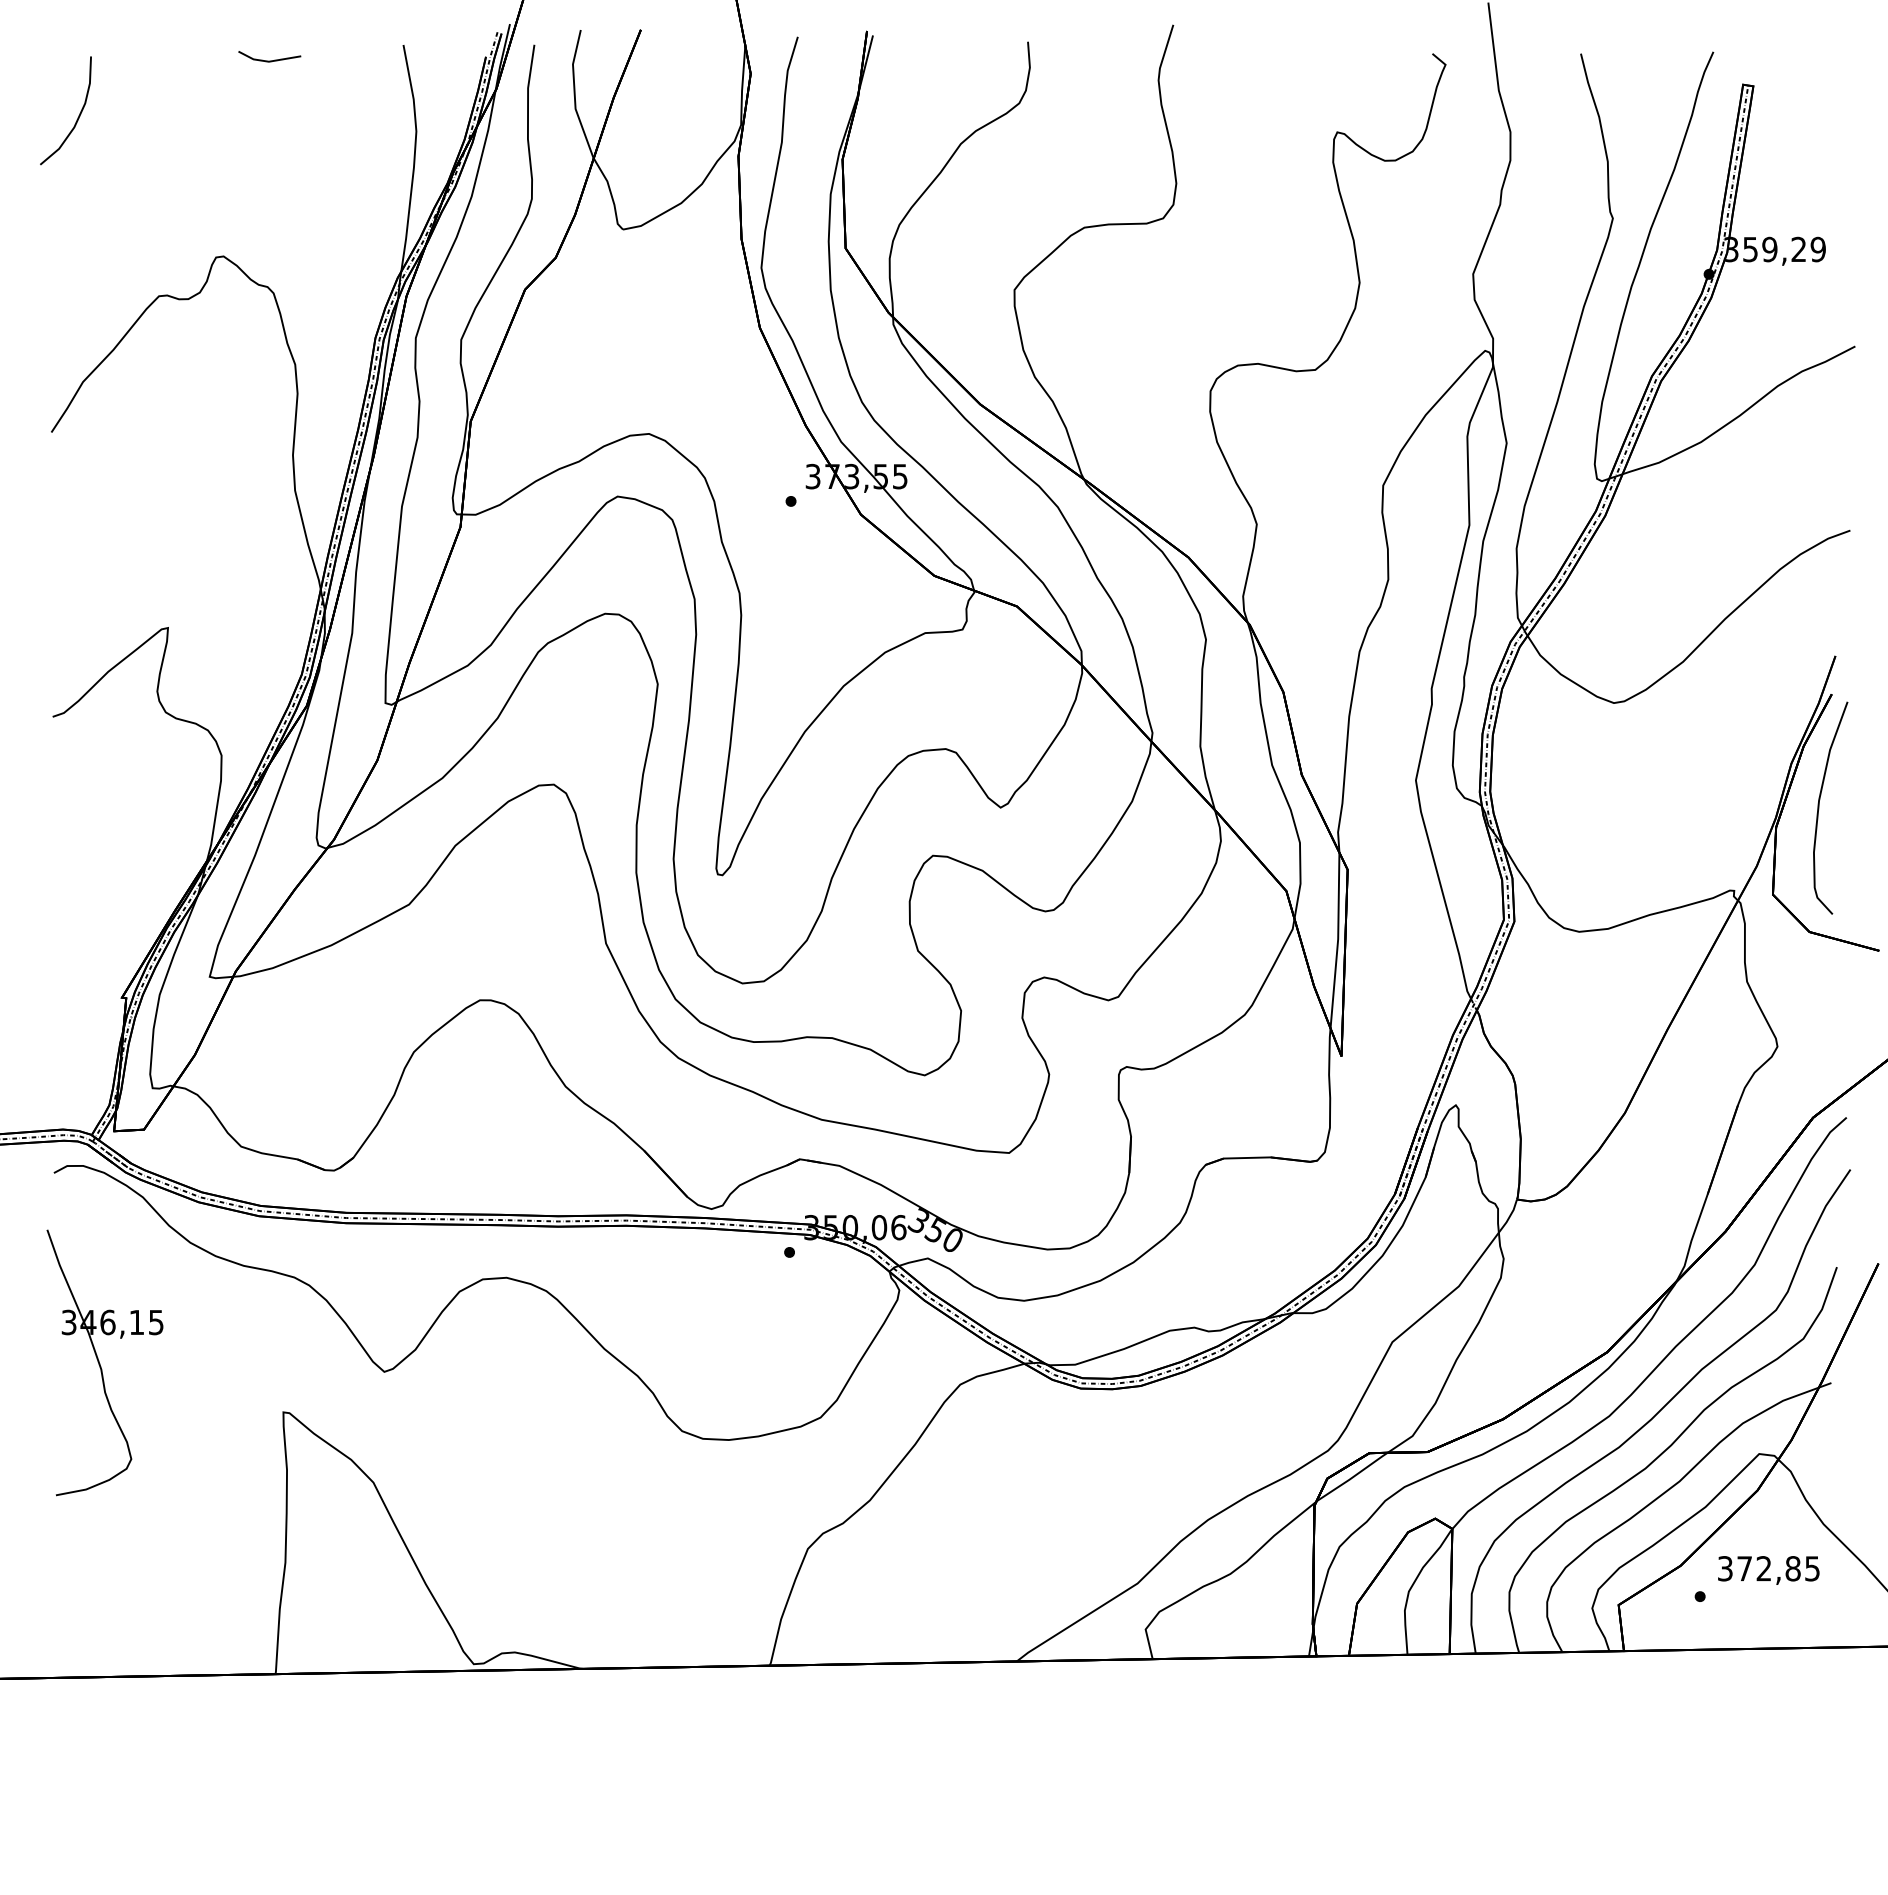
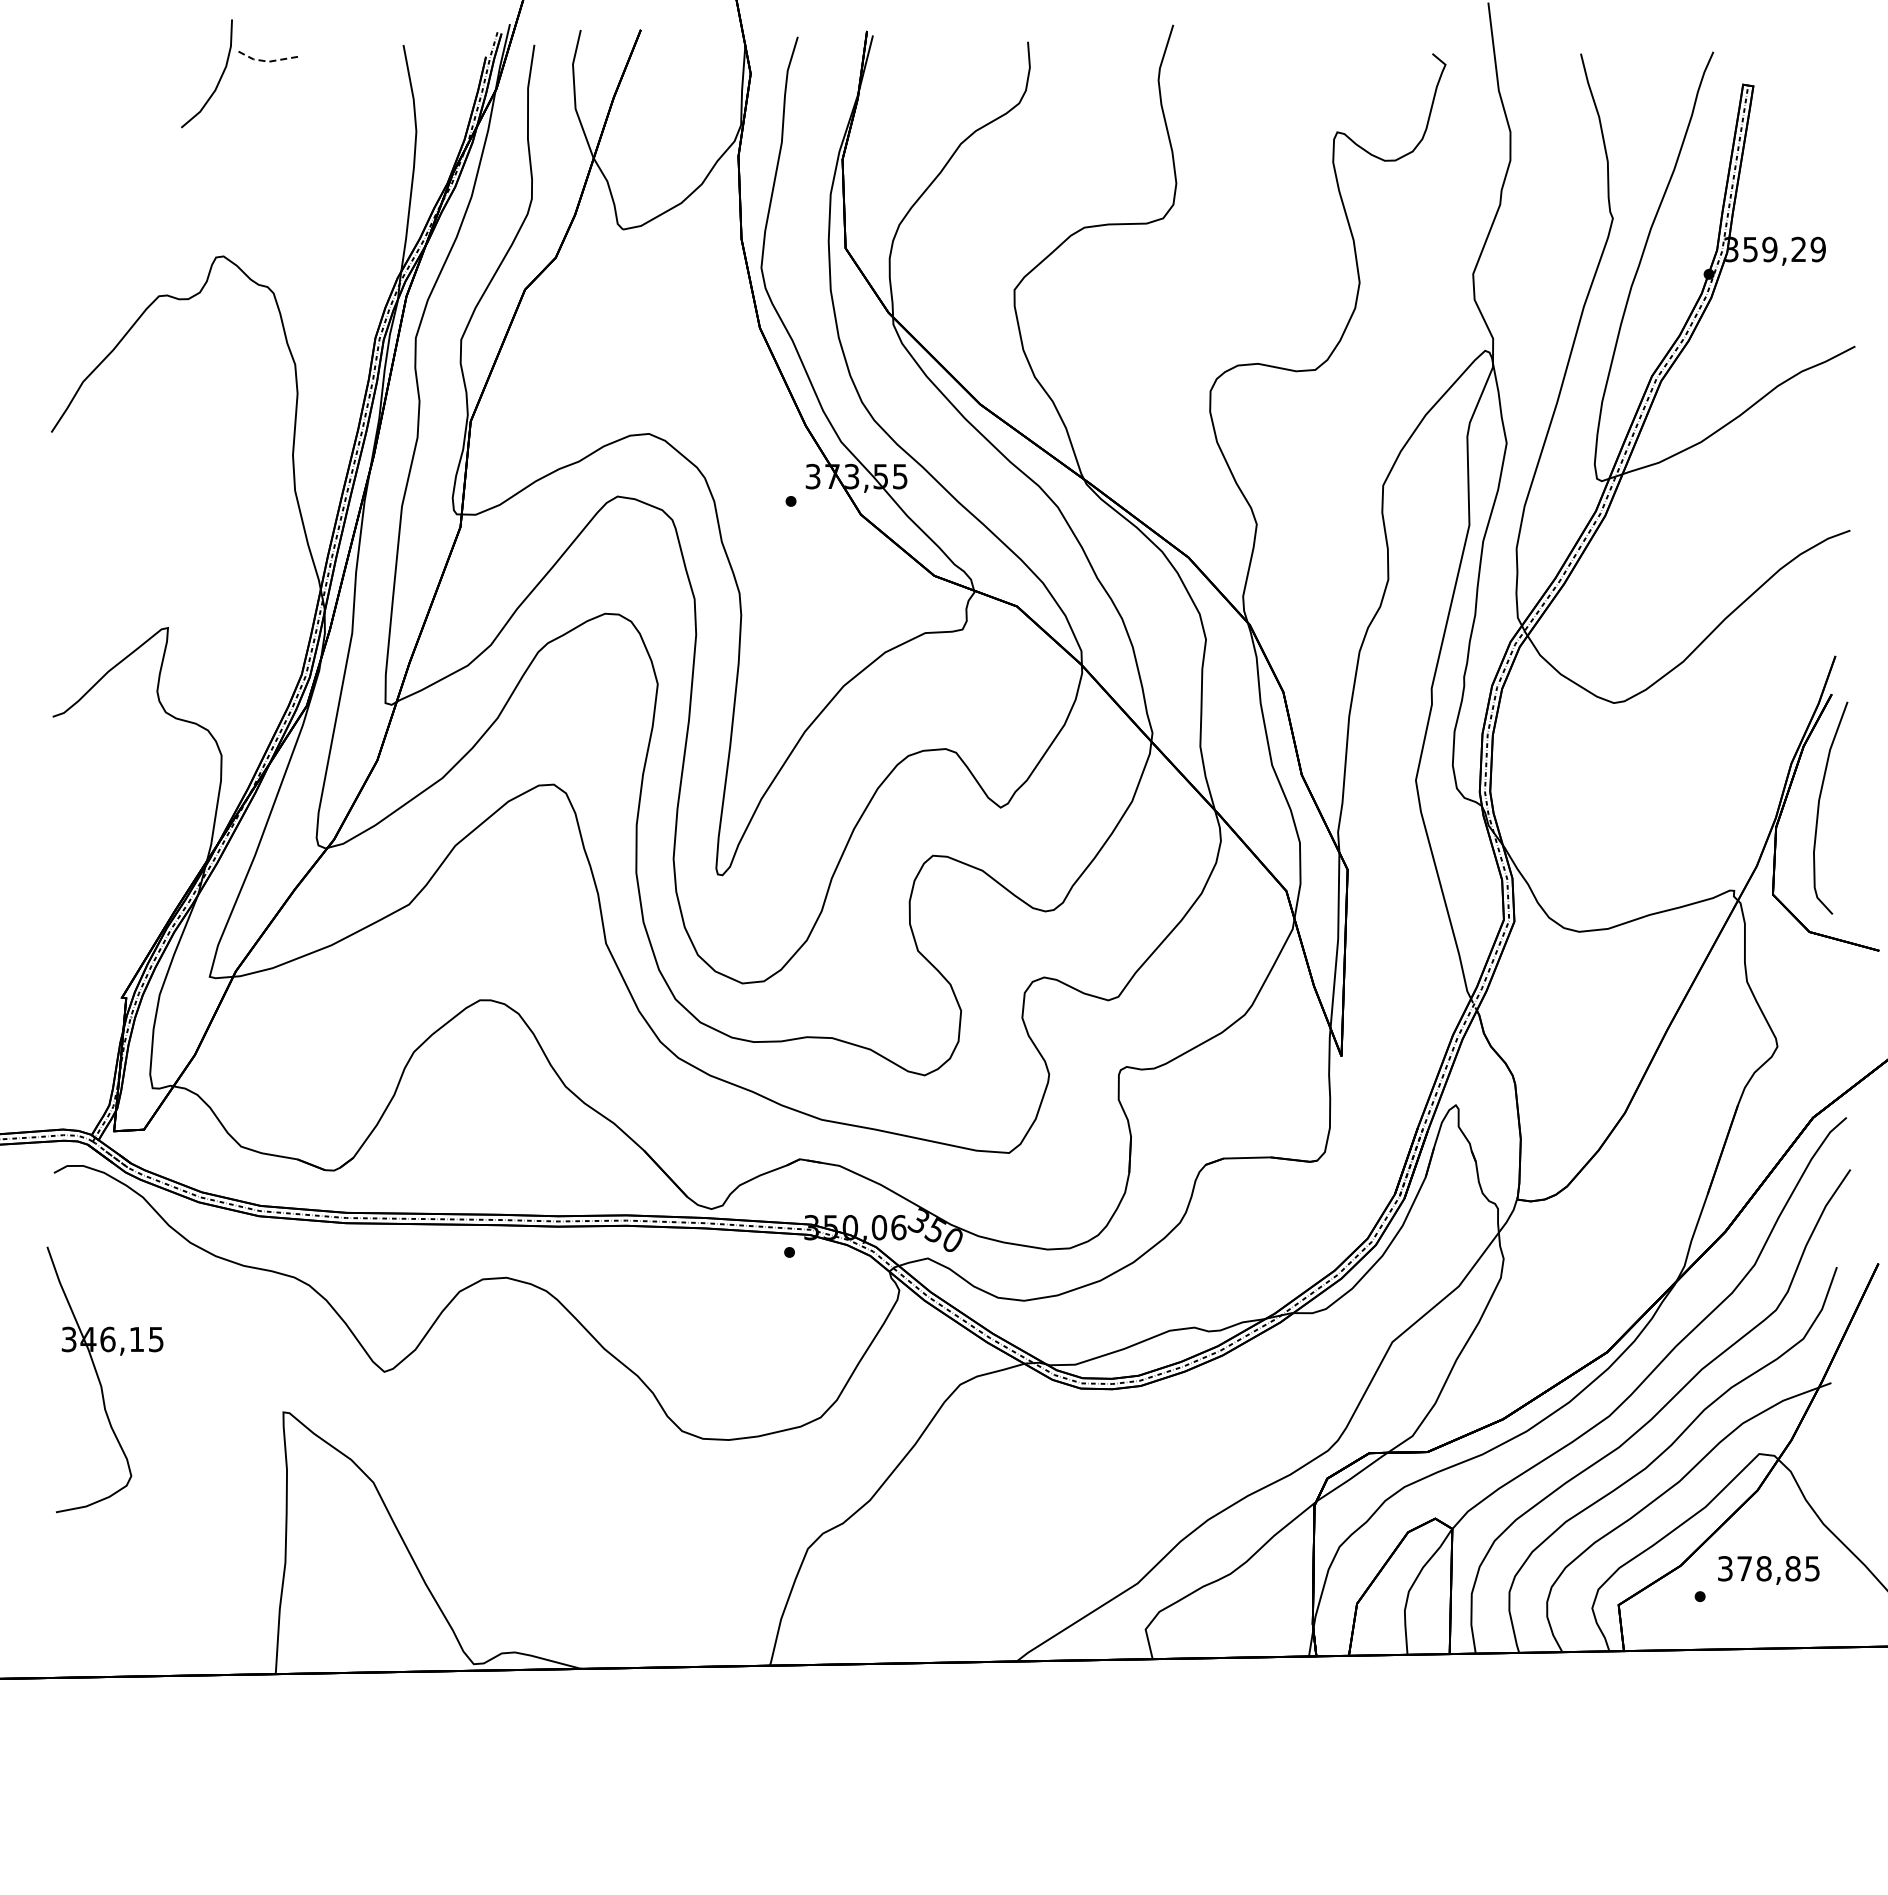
line: solid -> dashed (268, 61)
curve position: (77, 117) -> (218, 80) (218, 80)
part position: (104, 1362) -> (104, 1379) (104, 1379)
text: 372,85 -> 378,85 (1763, 1568)
